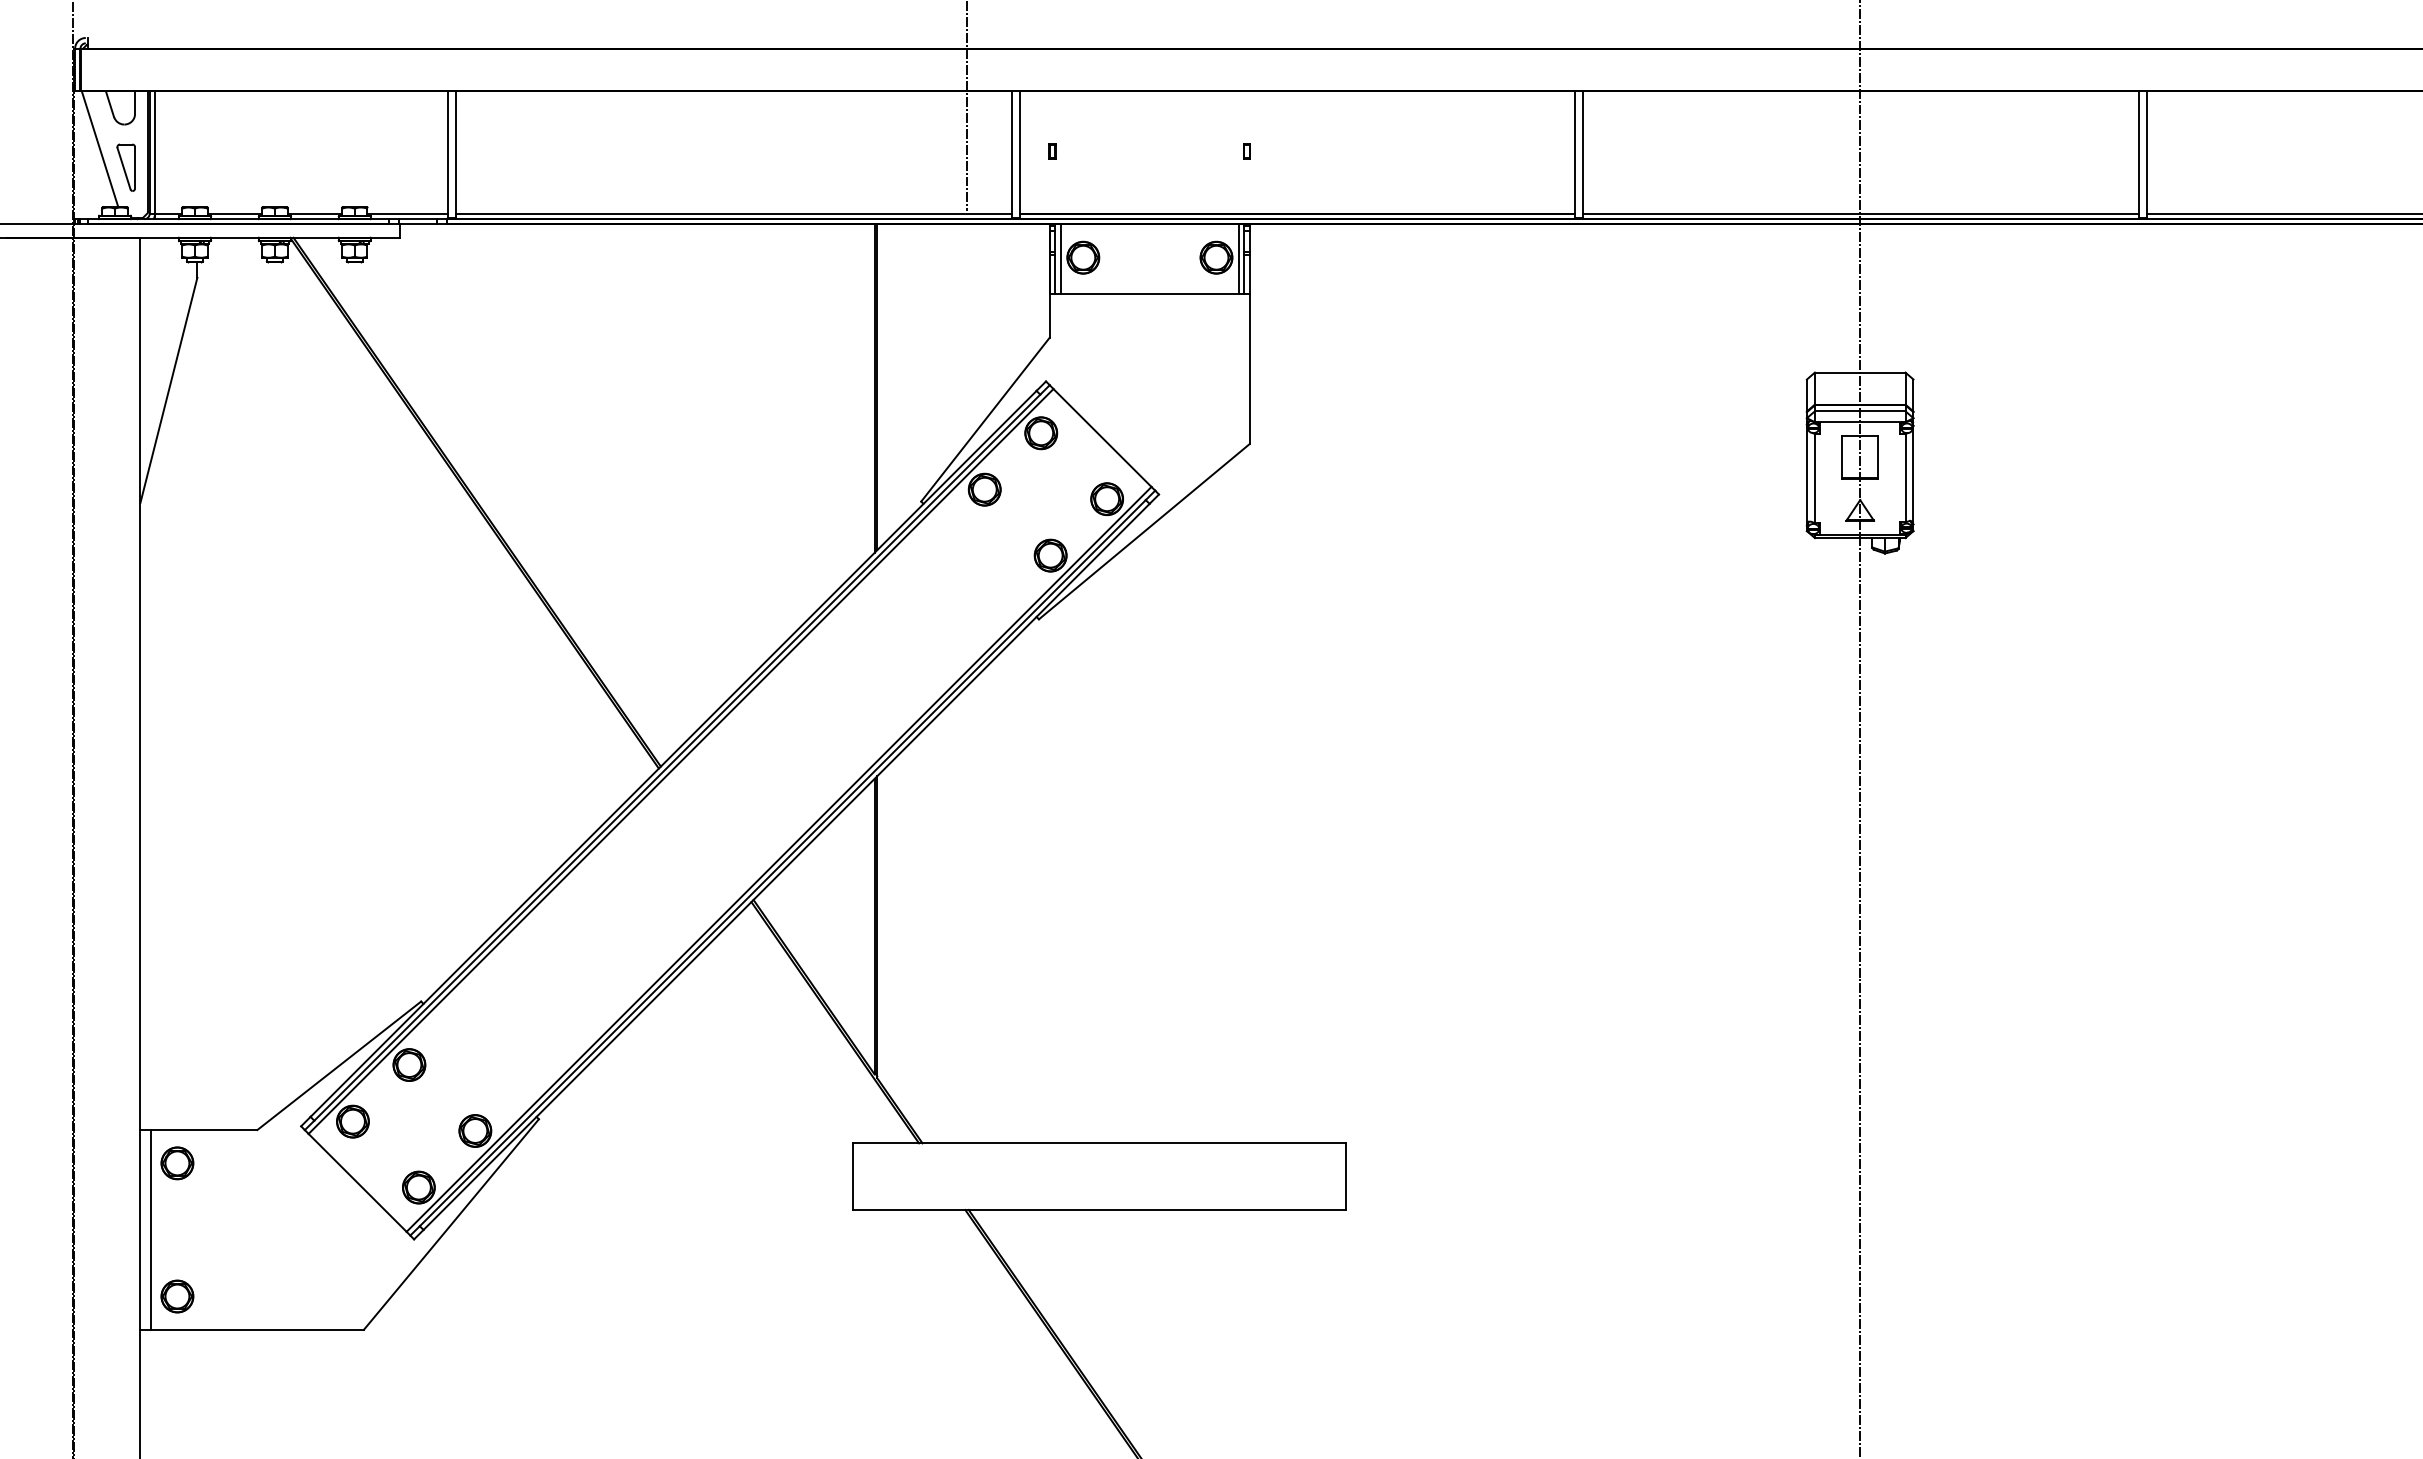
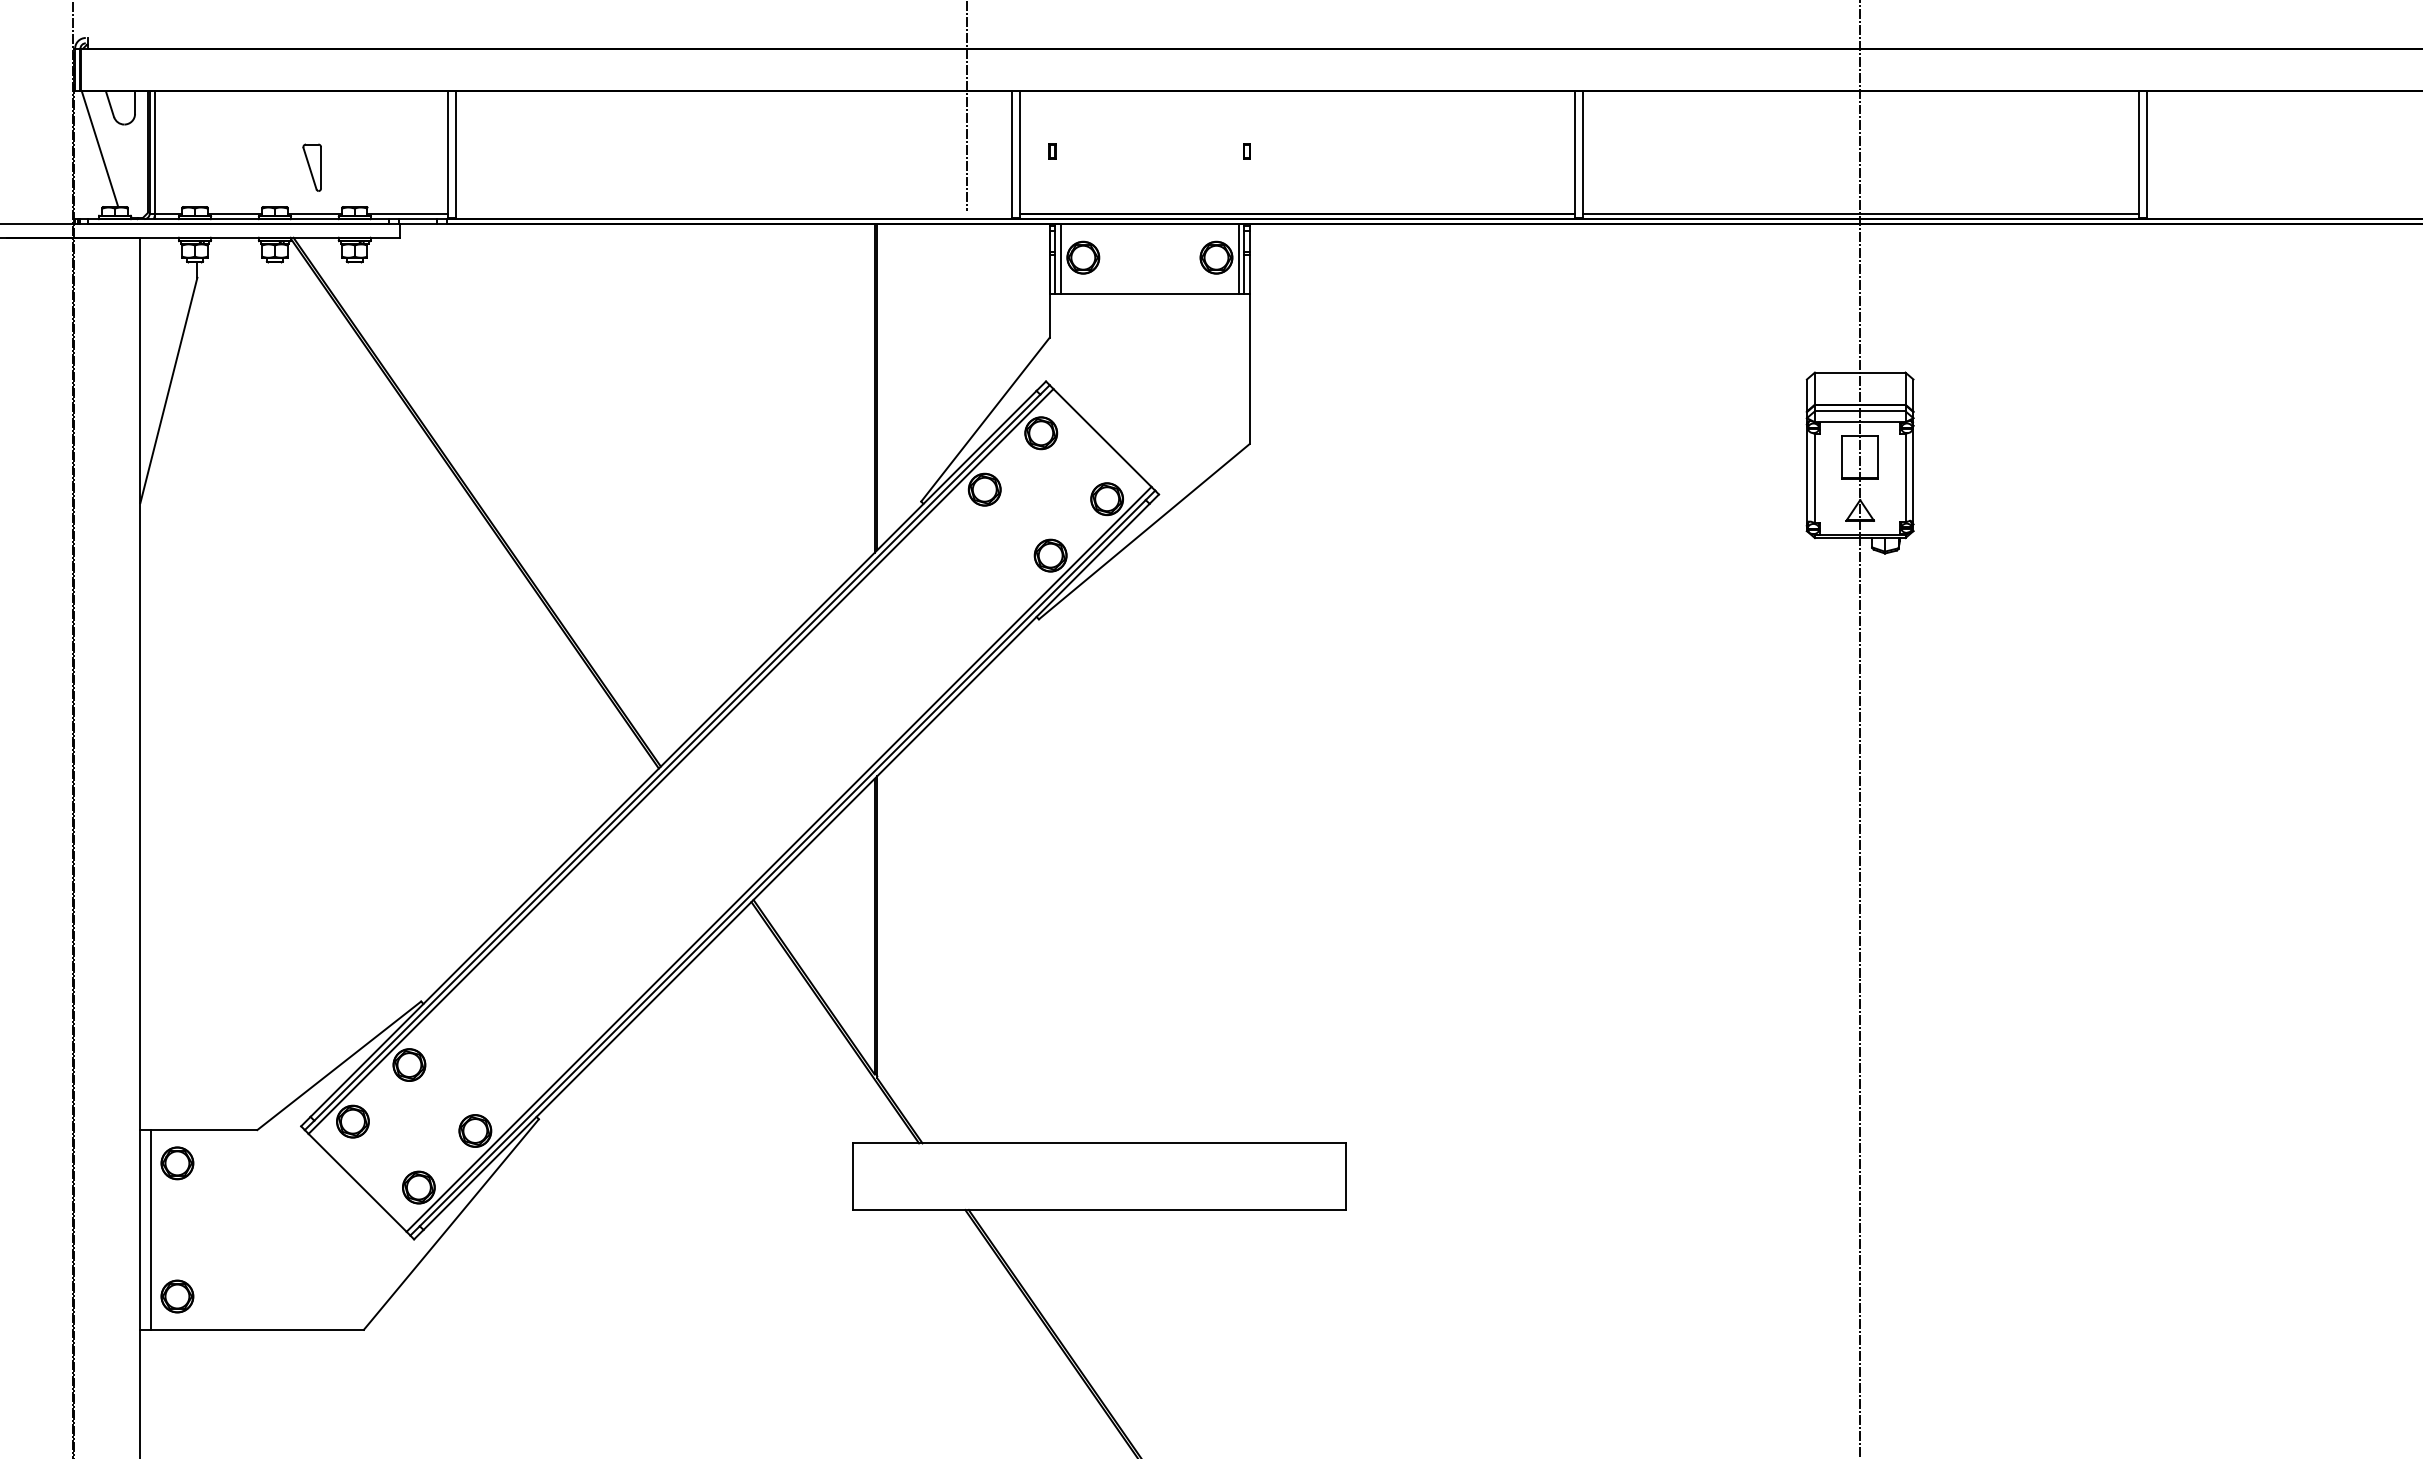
part position: (125, 167) -> (311, 167) (311, 167)
line: present -> none (733, 213)
line: present -> none (2282, 213)
